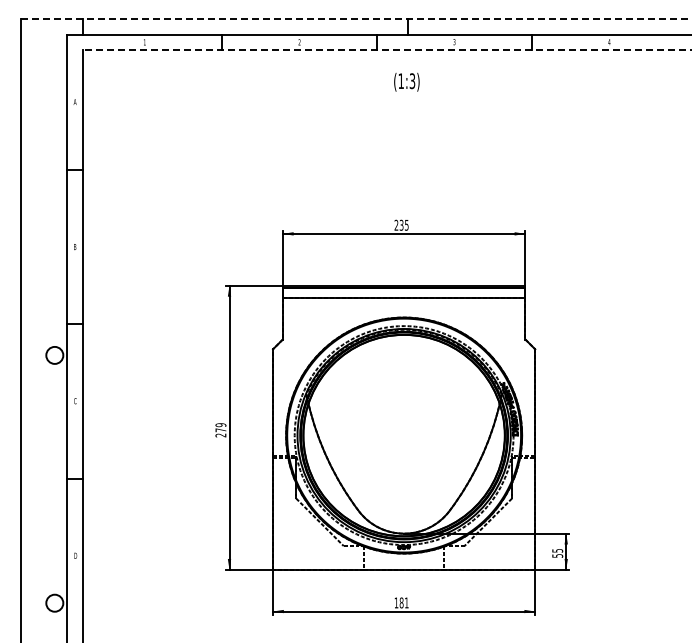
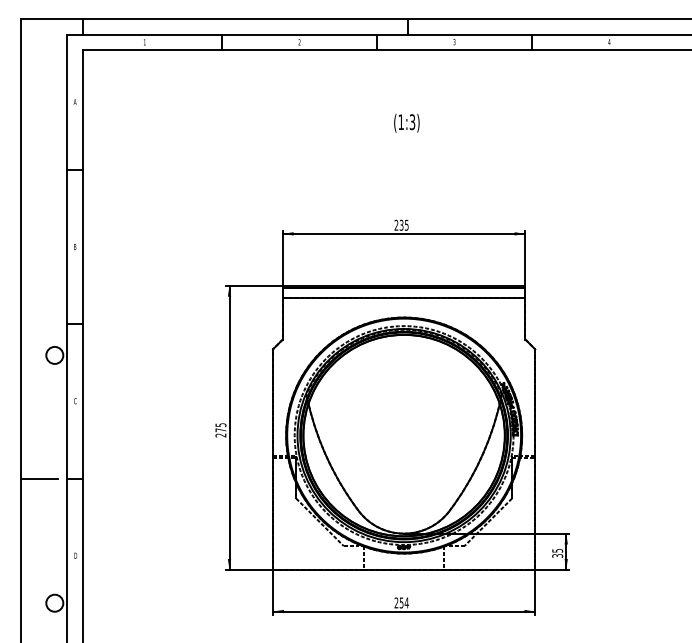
line: dashed -> solid (356, 19)
line: dashed -> solid (386, 50)
text position: (406, 81) -> (406, 122) (406, 122)
text: 279 -> 275 (220, 425)
line: none -> present (38, 479)
text: 55 -> 35 (556, 555)
text: 181 -> 254 (401, 602)
